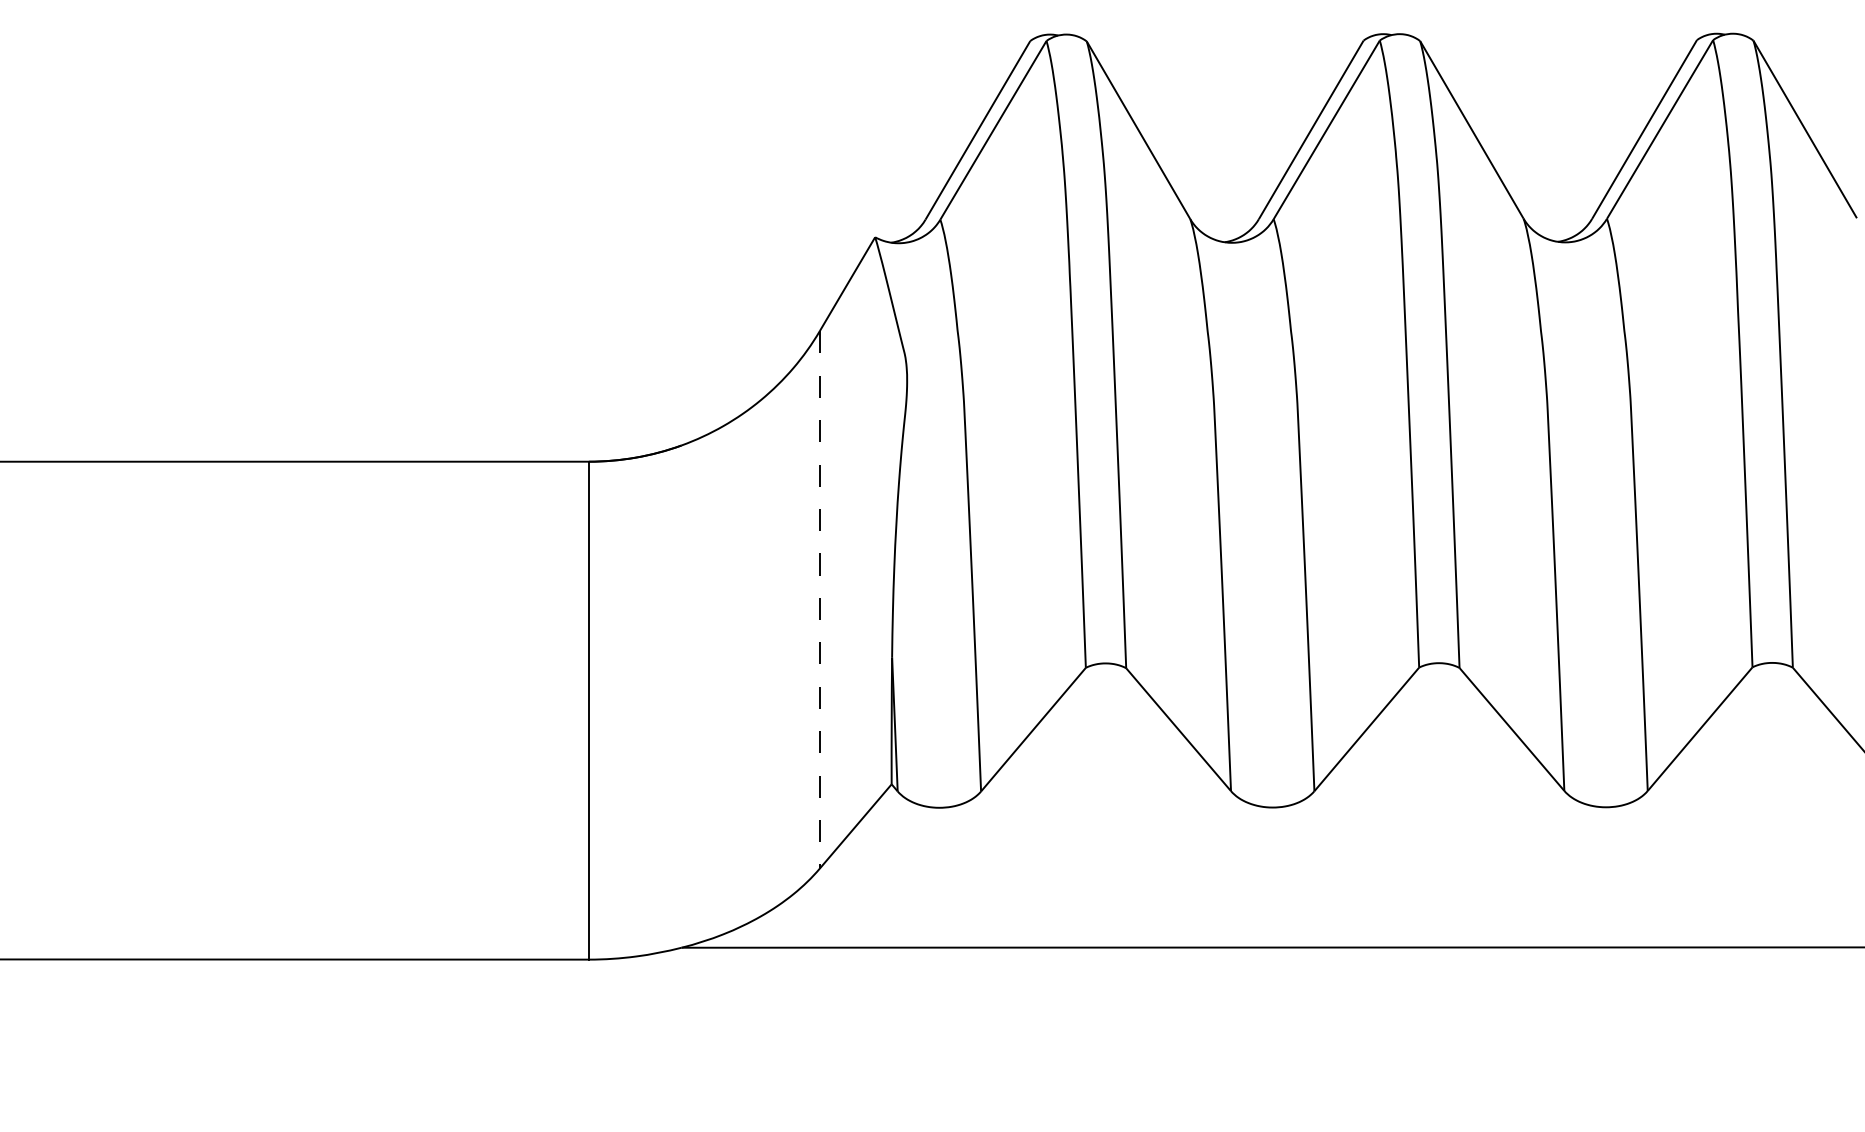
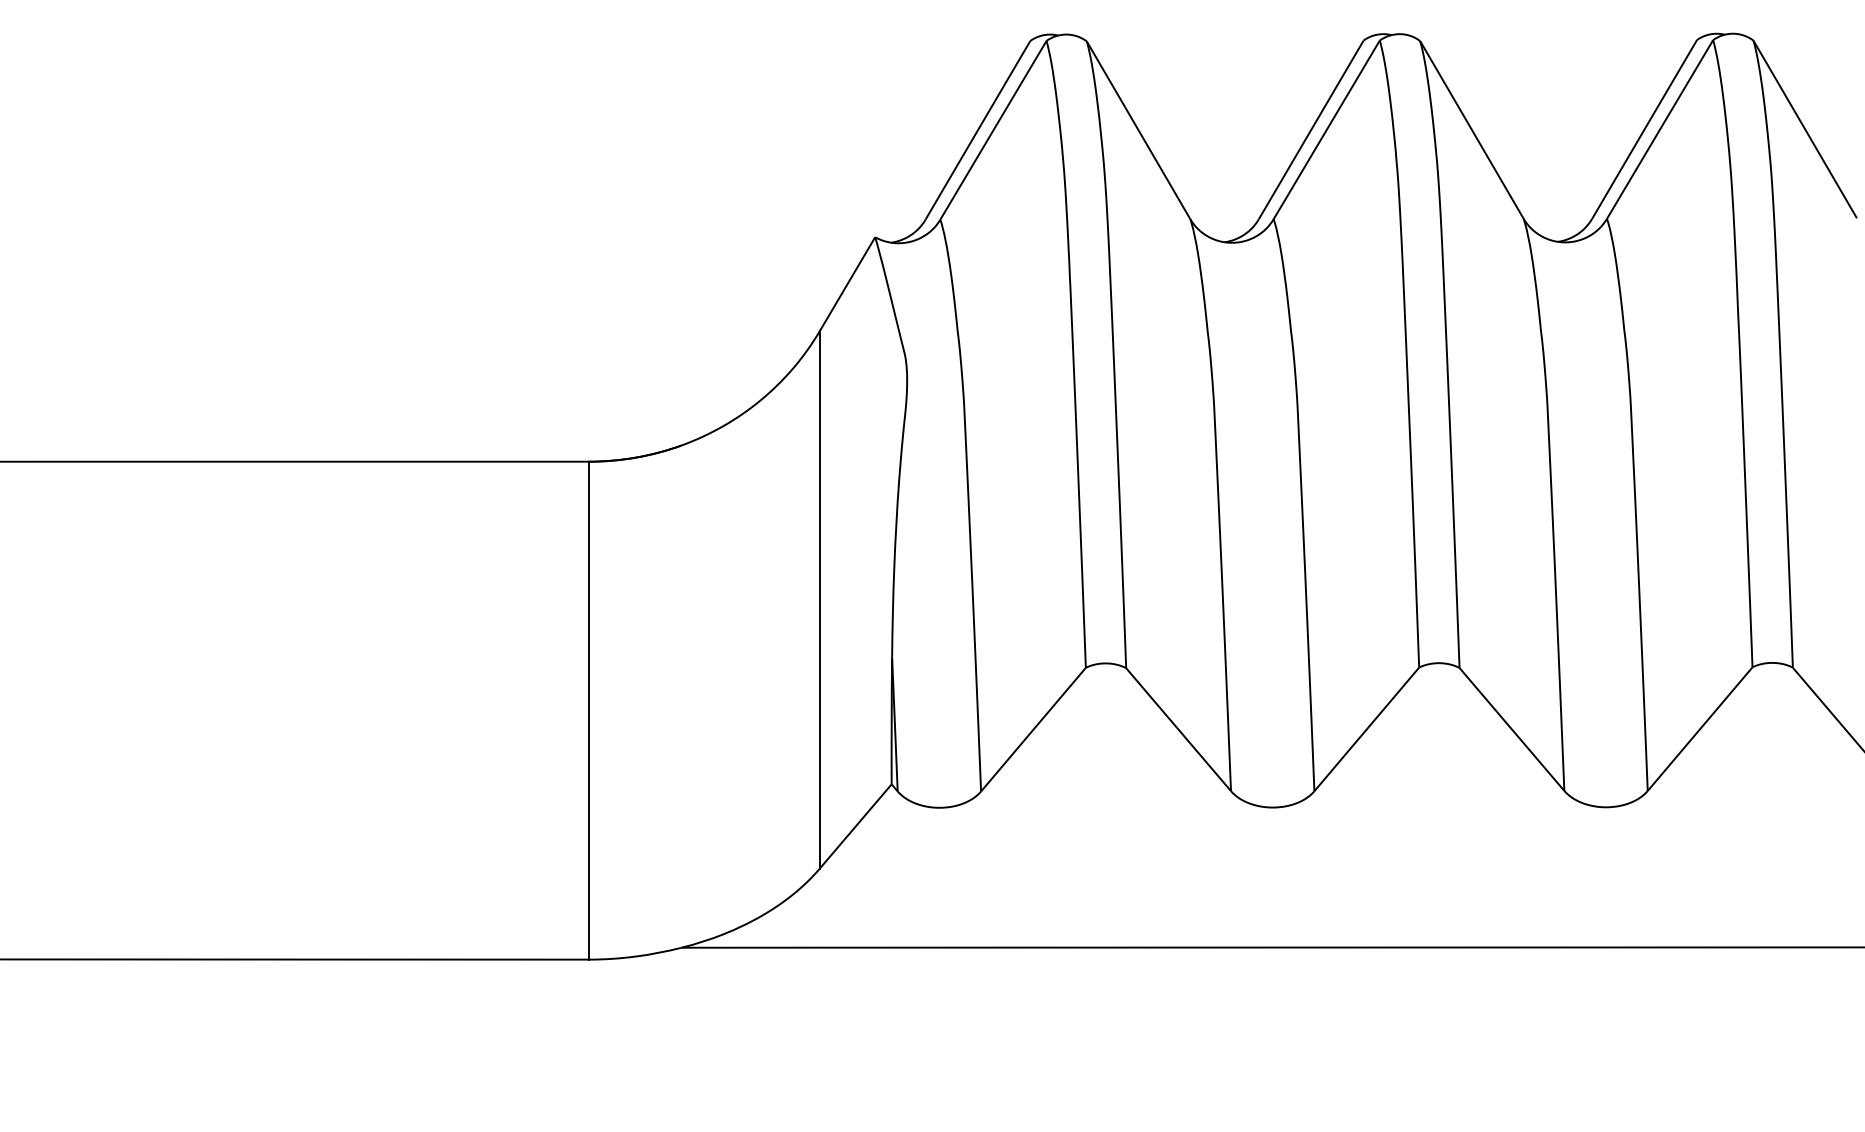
line: dashed -> solid (819, 599)
